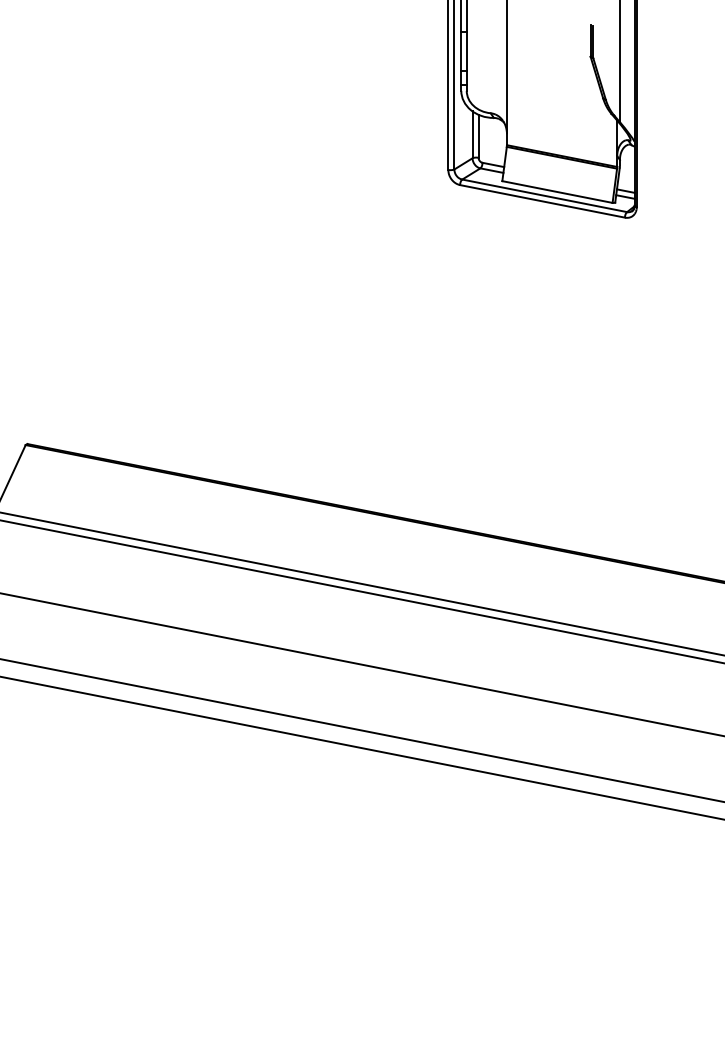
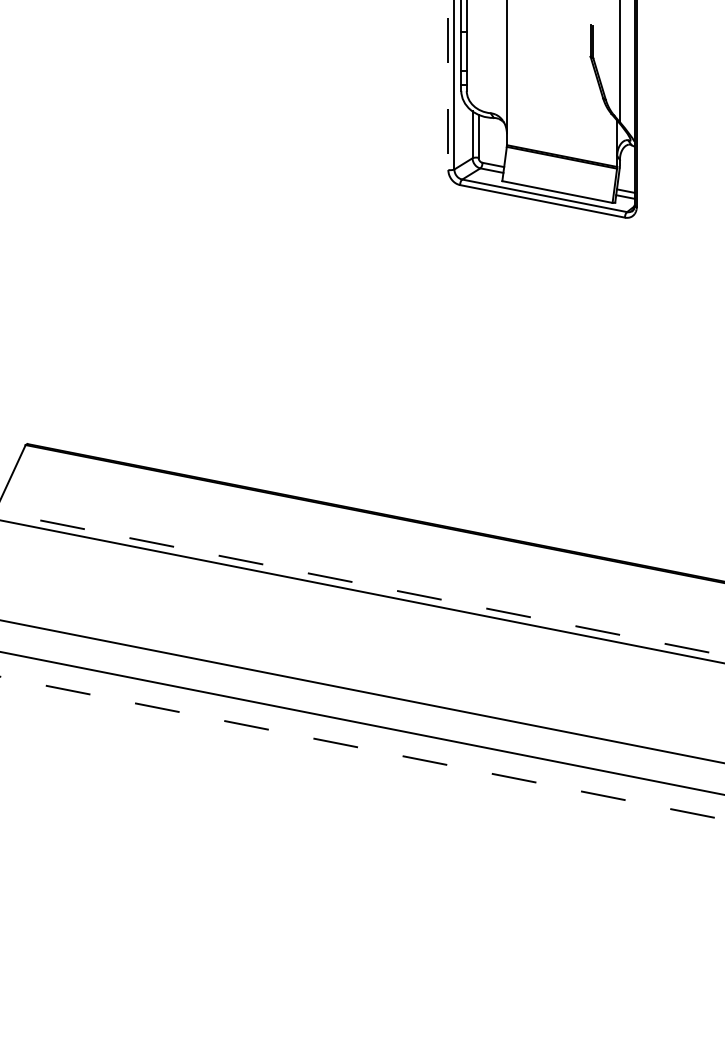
line: solid -> dashed (448, 84)
line: solid -> dashed (361, 583)
line position: (361, 664) -> (361, 691) (361, 691)
line position: (361, 730) -> (361, 723) (361, 723)
line: solid -> dashed (362, 748)
